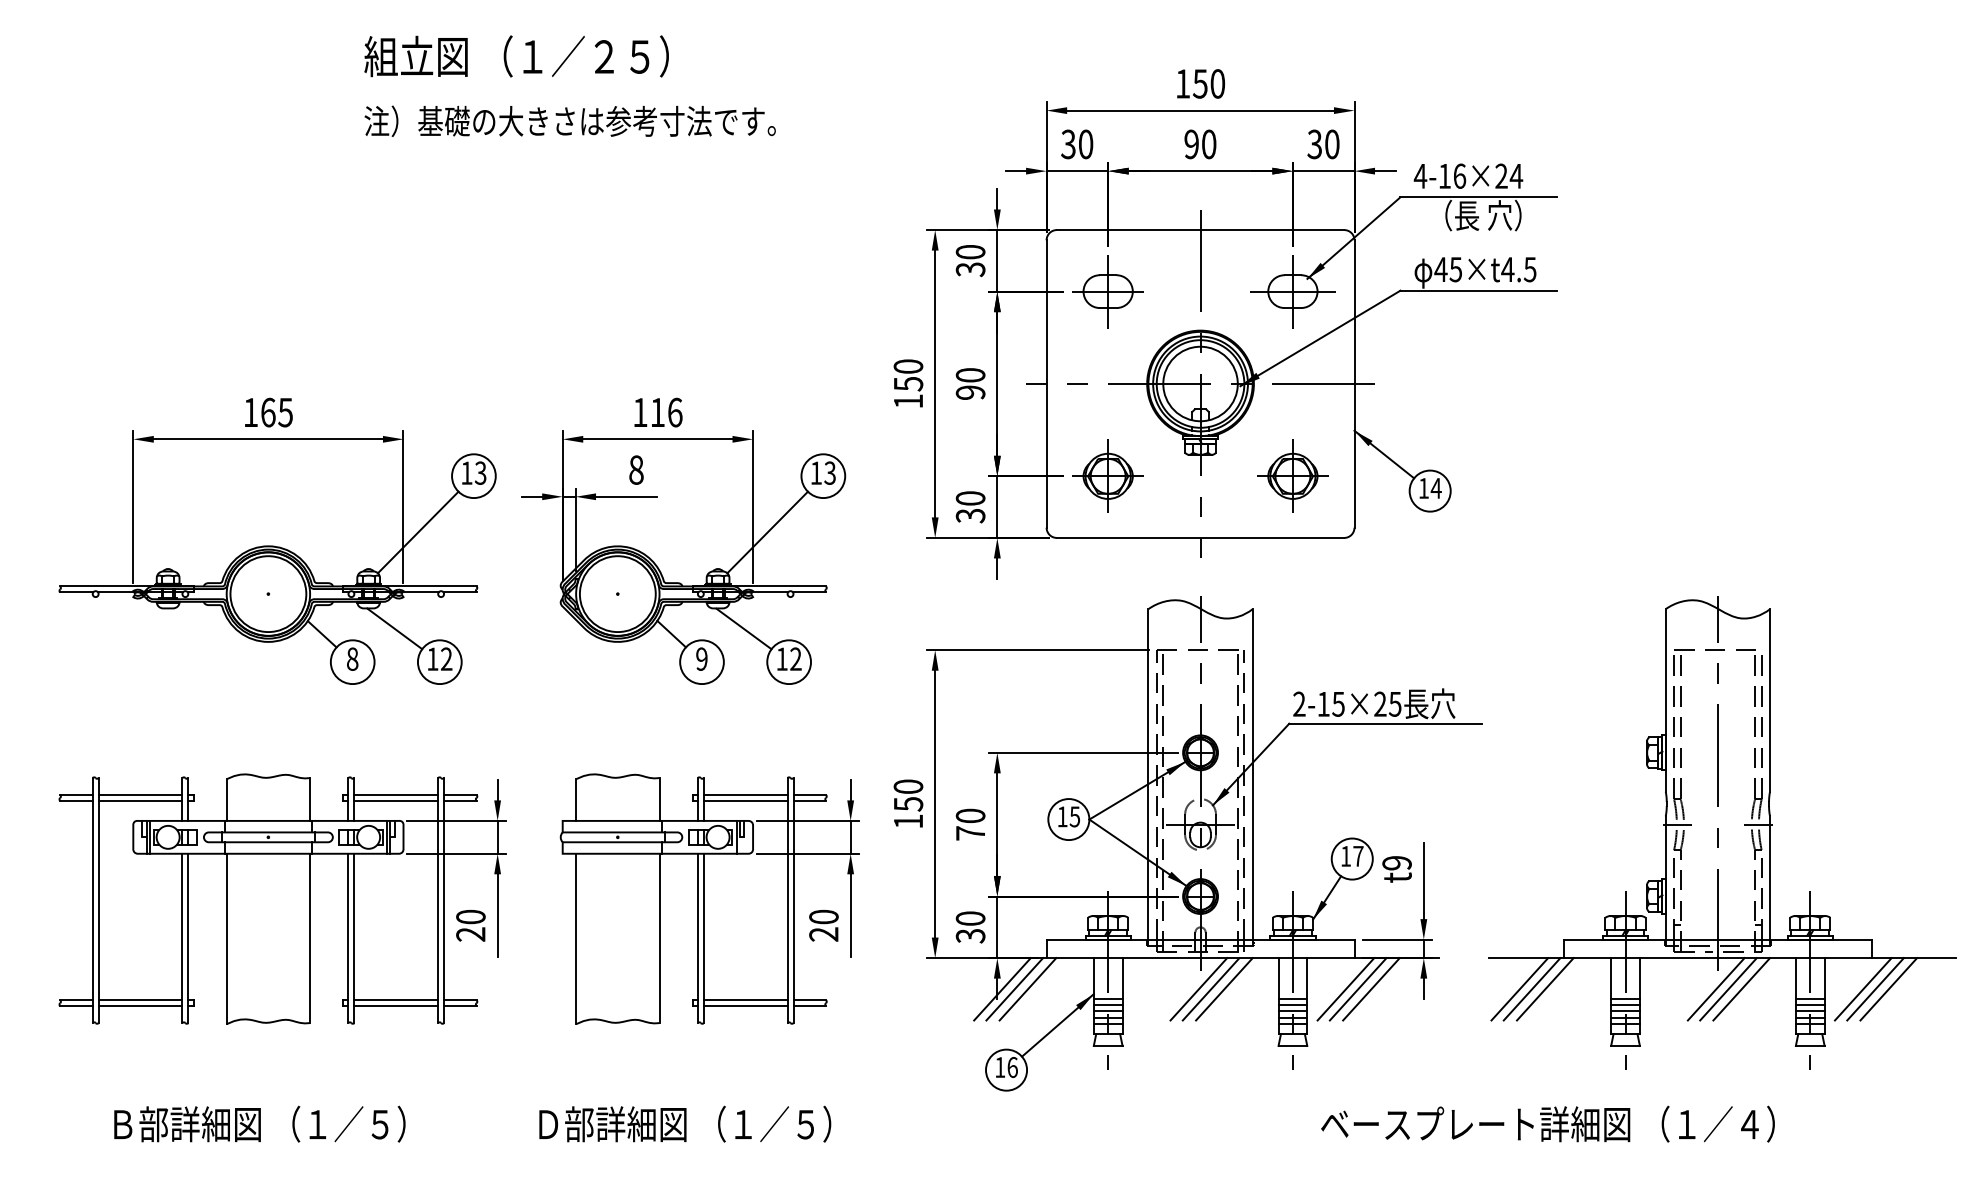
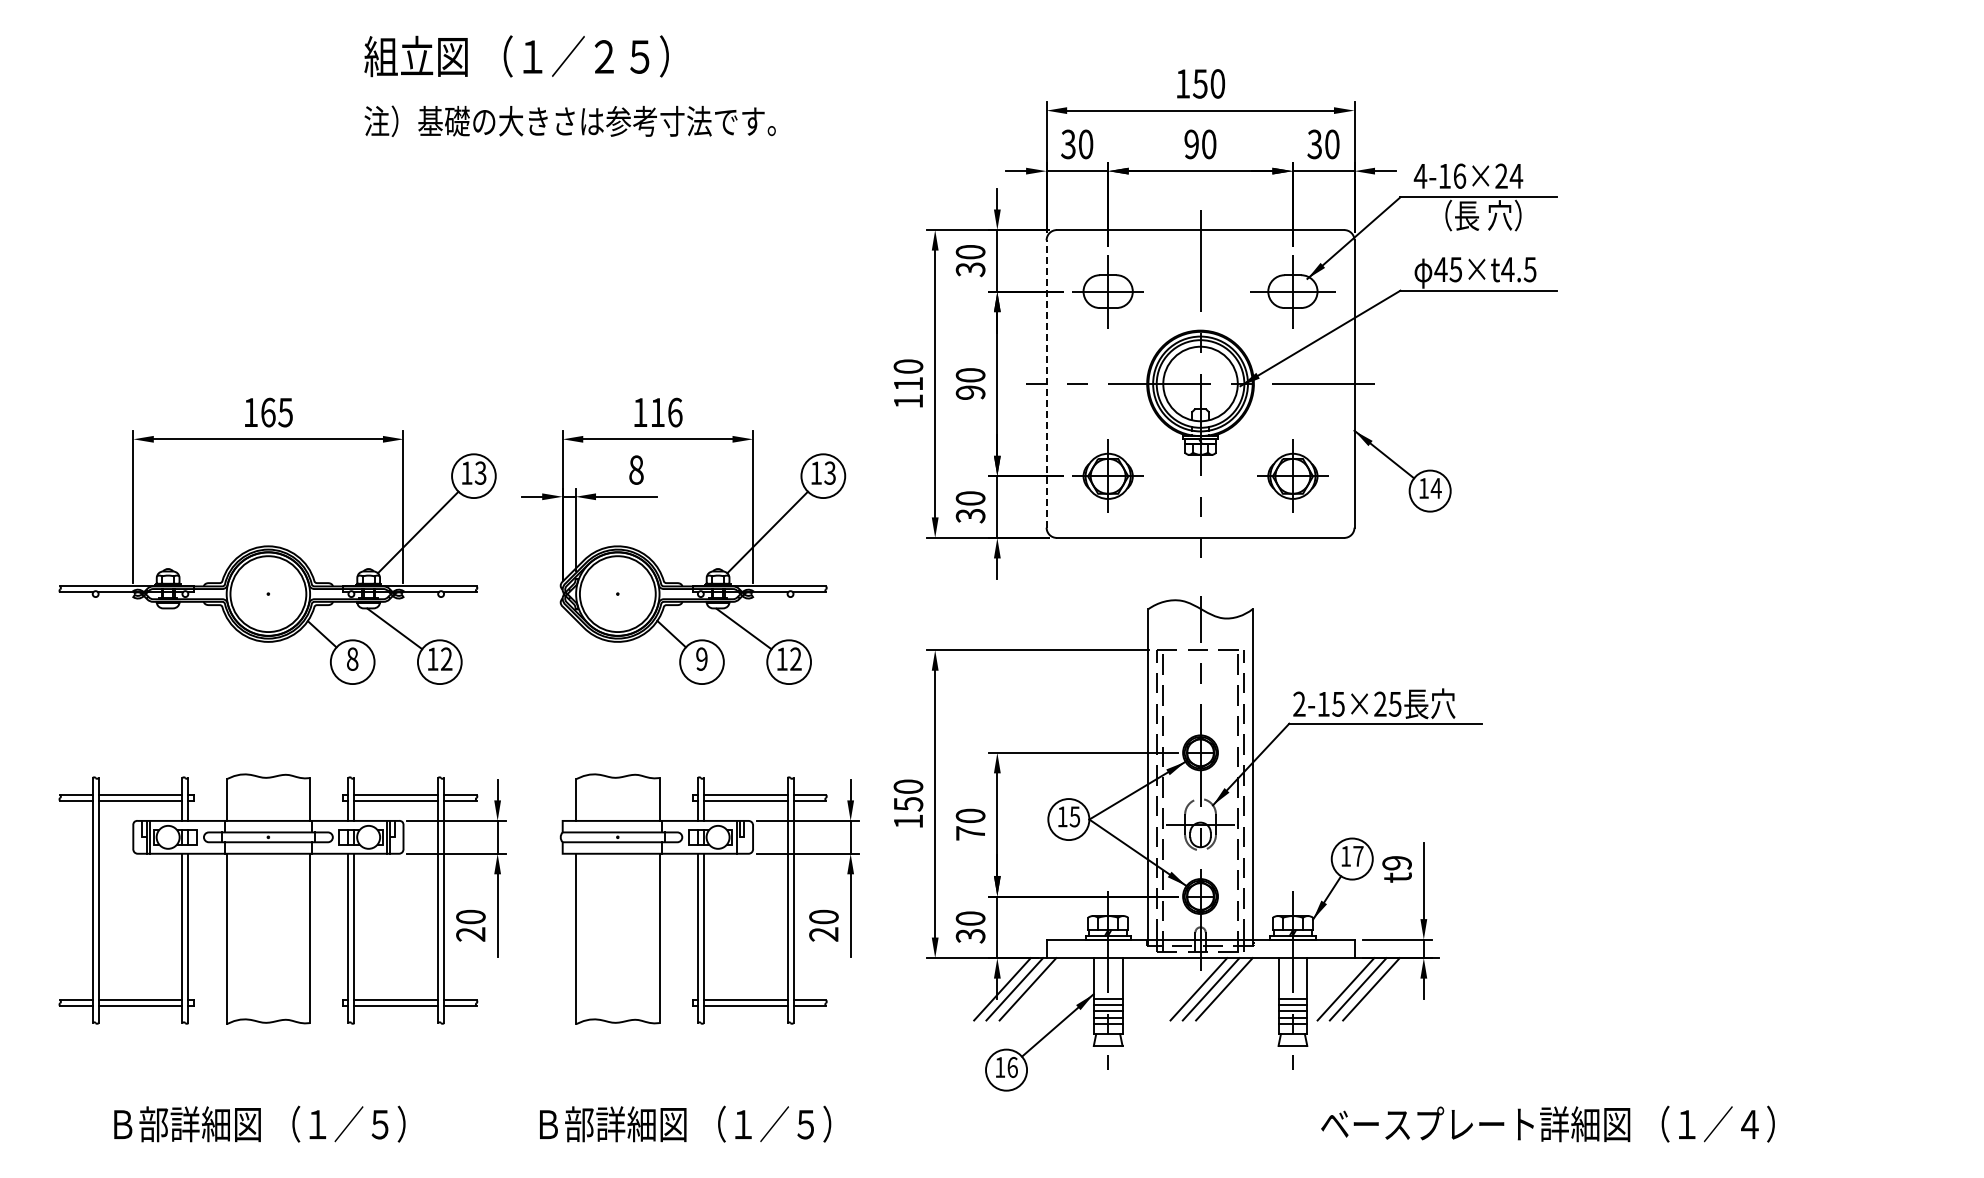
text: 150 -> 110 (908, 384)
line: solid -> dashed (1046, 384)
part: present -> none (1722, 832)
text: Ｄ部詳細図 （１／５） -> Ｂ部詳細図 （１／５） (548, 1124)
